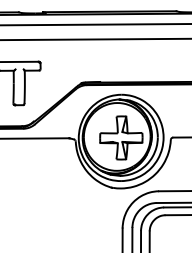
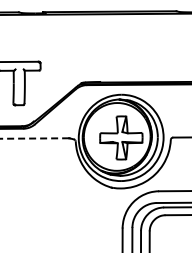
line: present -> none (95, 24)
line: present -> none (95, 39)
line: solid -> dashed (34, 138)
